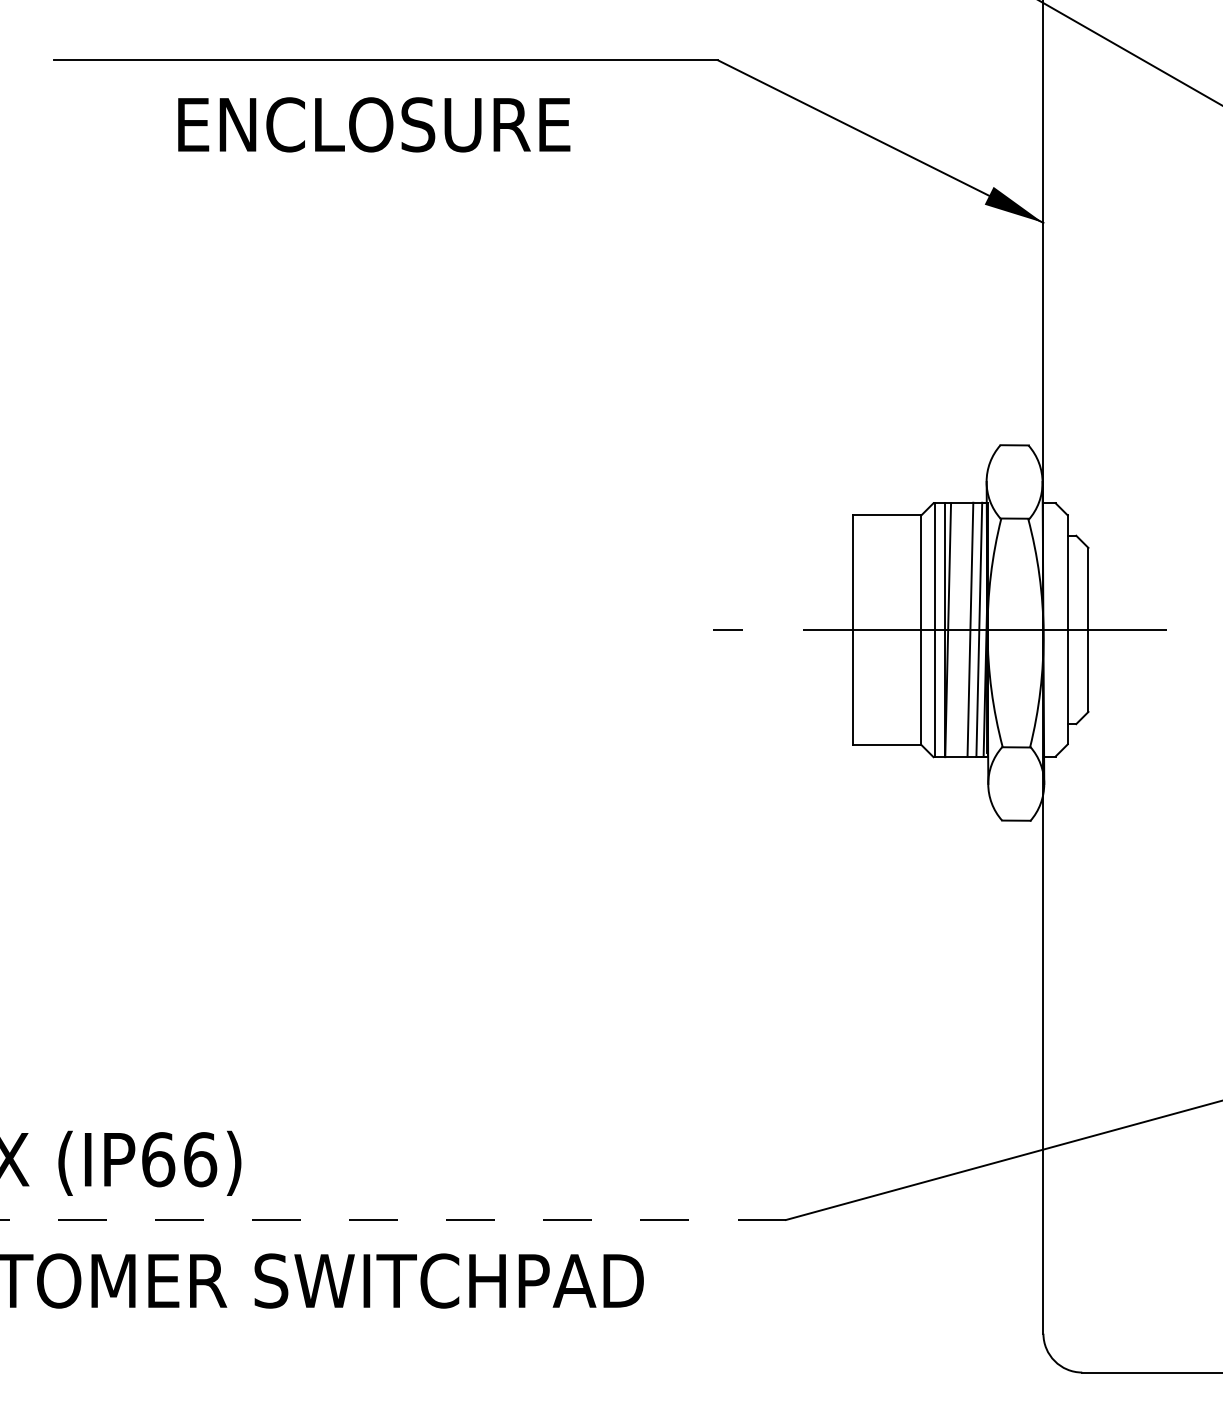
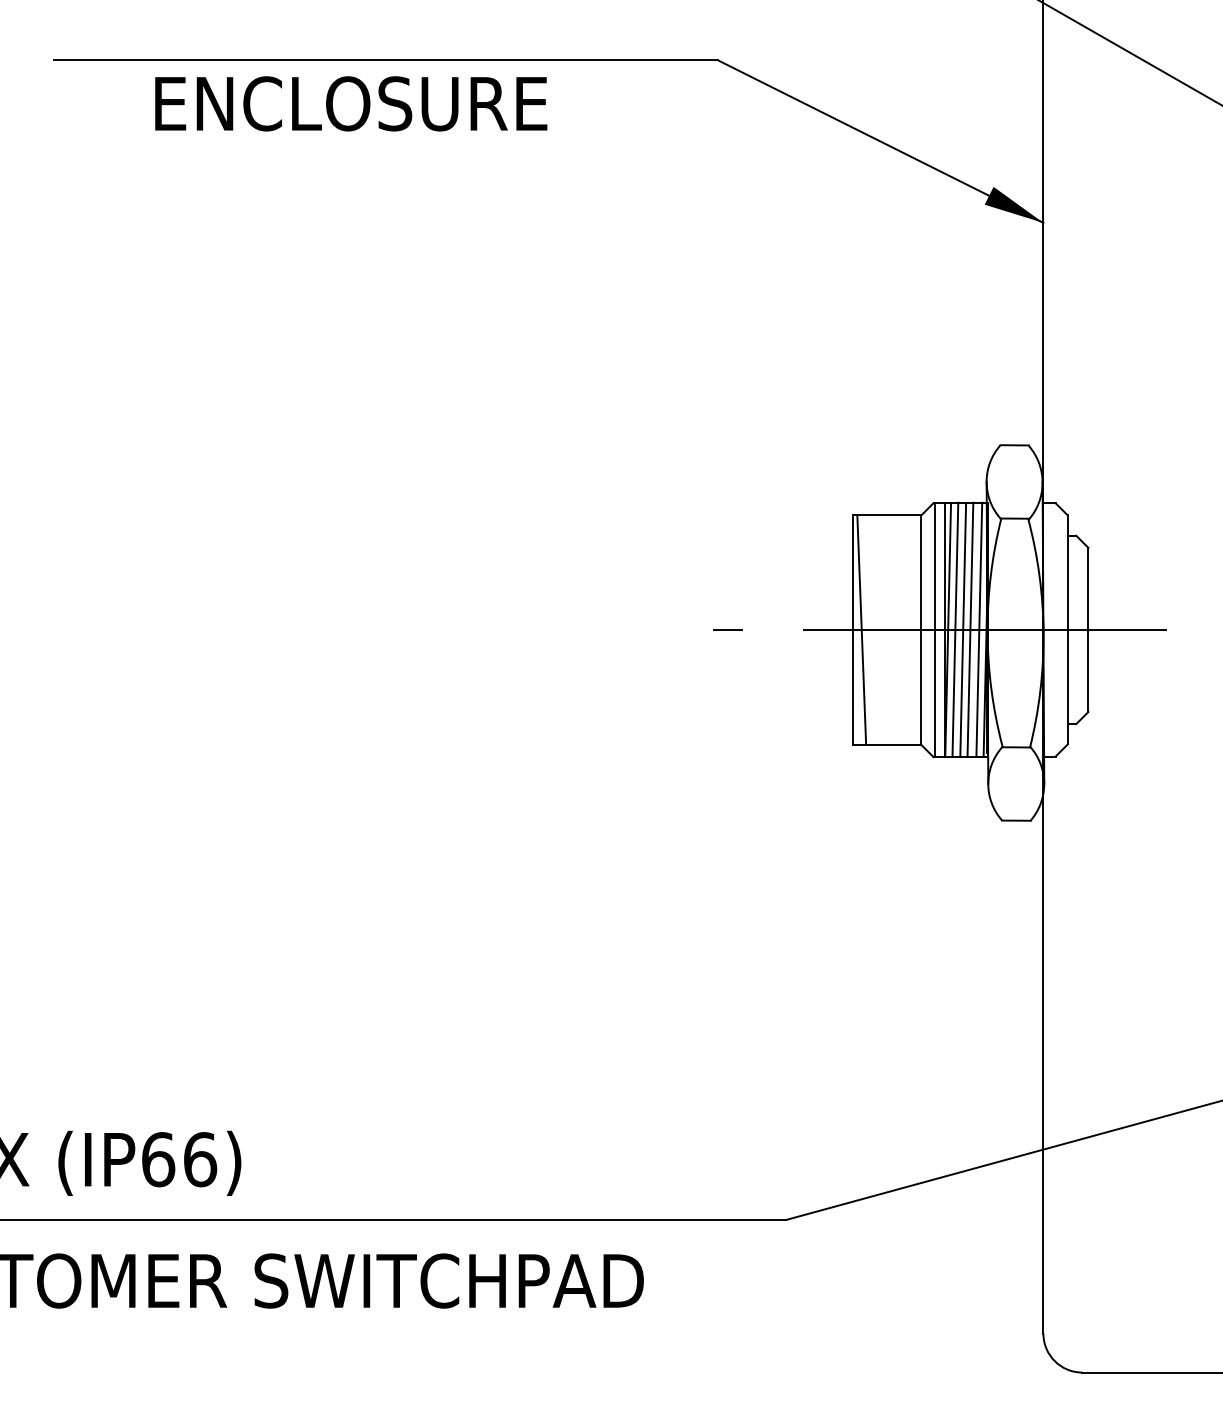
text position: (374, 124) -> (351, 103) (351, 103)
line: none -> present (861, 629)
line: none -> present (955, 629)
line: none -> present (963, 630)
line: dashed -> solid (393, 1219)
